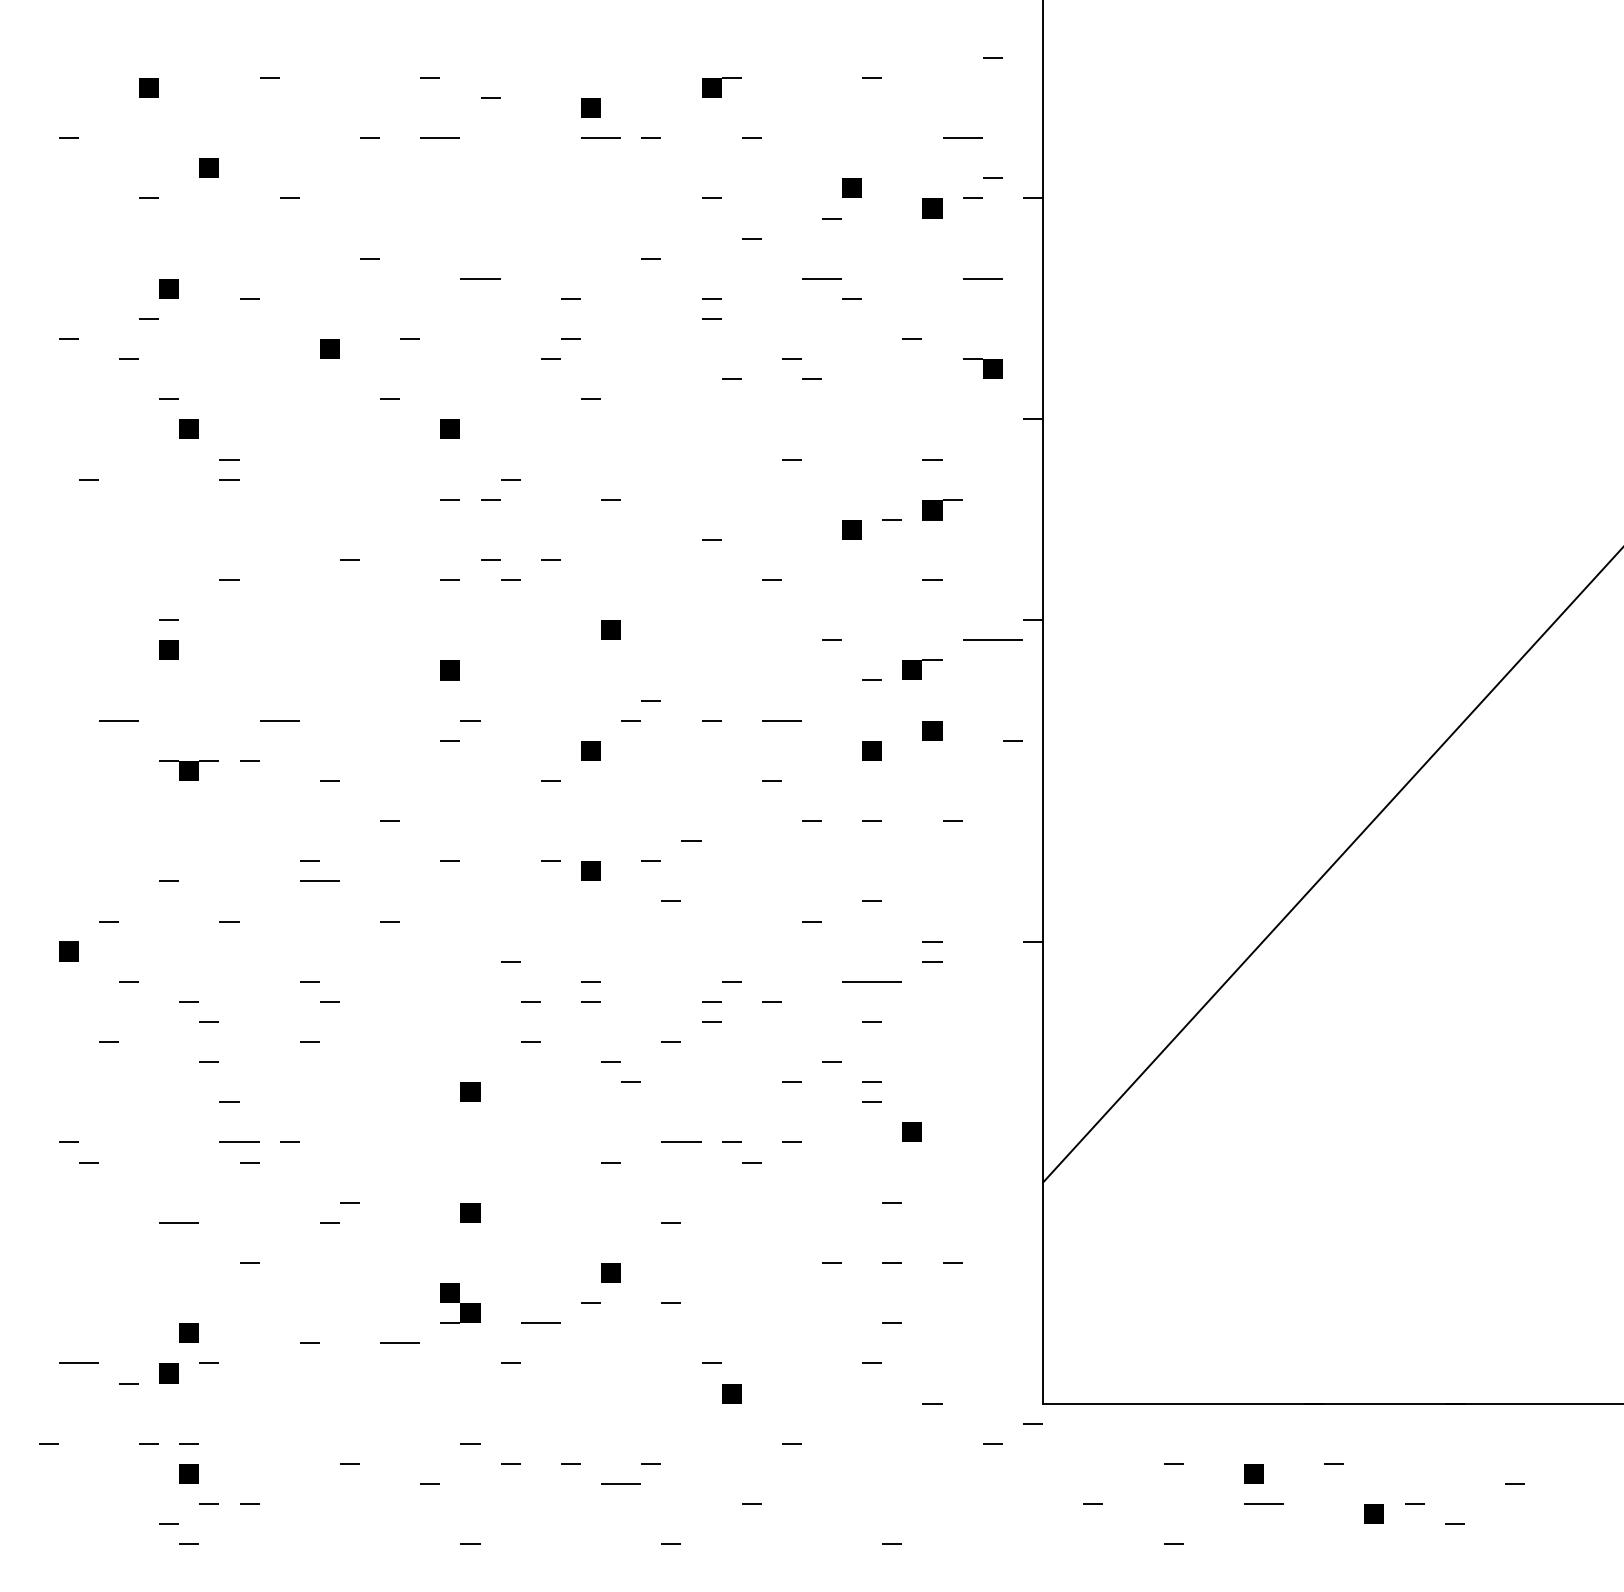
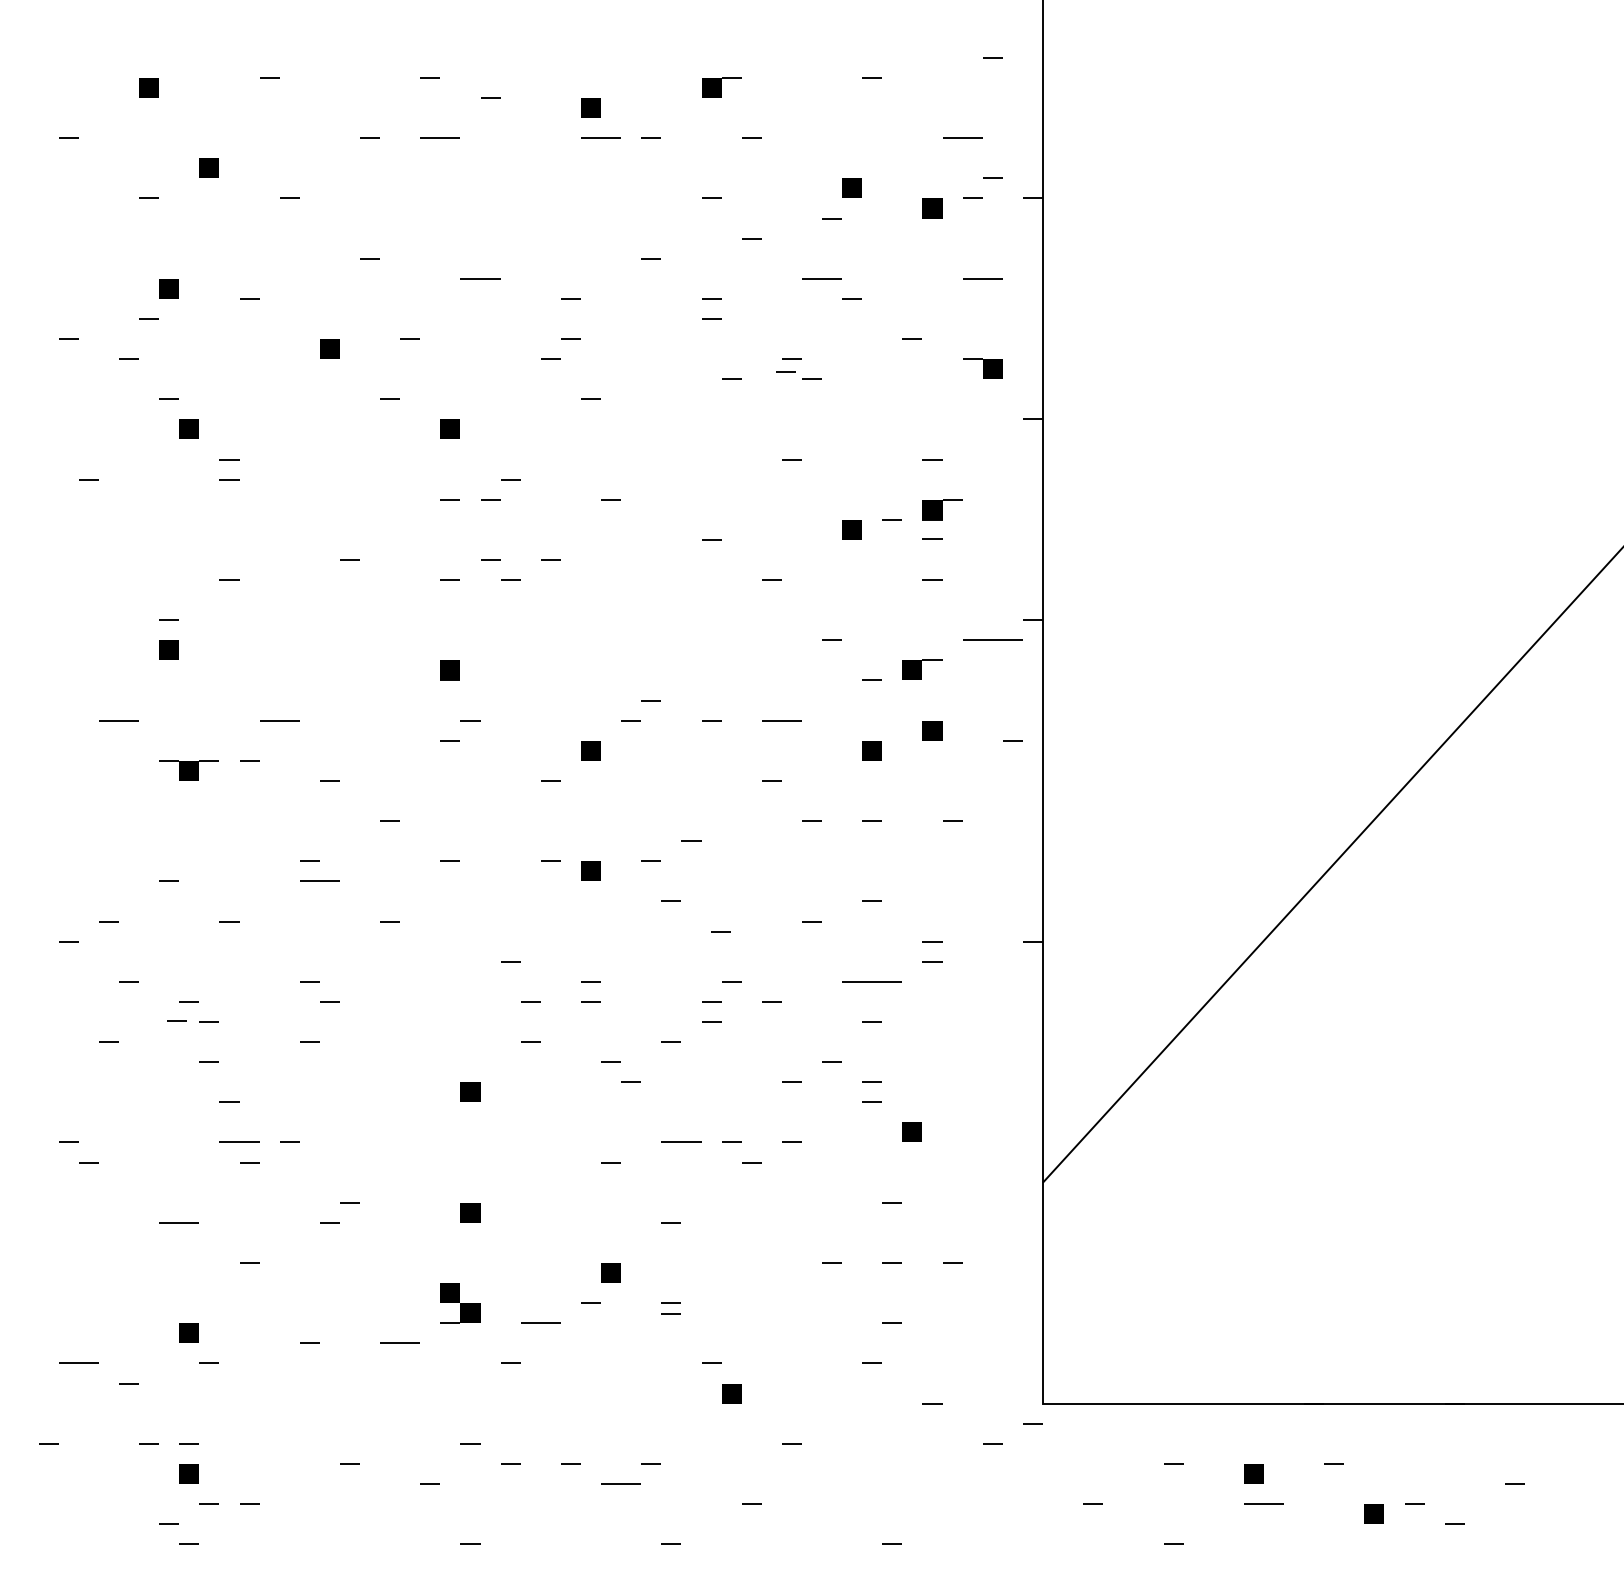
line: none -> present (785, 371)
line: none -> present (932, 538)
fill: present -> none (611, 630)
line: none -> present (720, 931)
fill: present -> none (68, 951)
line: none -> present (176, 1020)
line: none -> present (670, 1313)
fill: present -> none (169, 1373)
